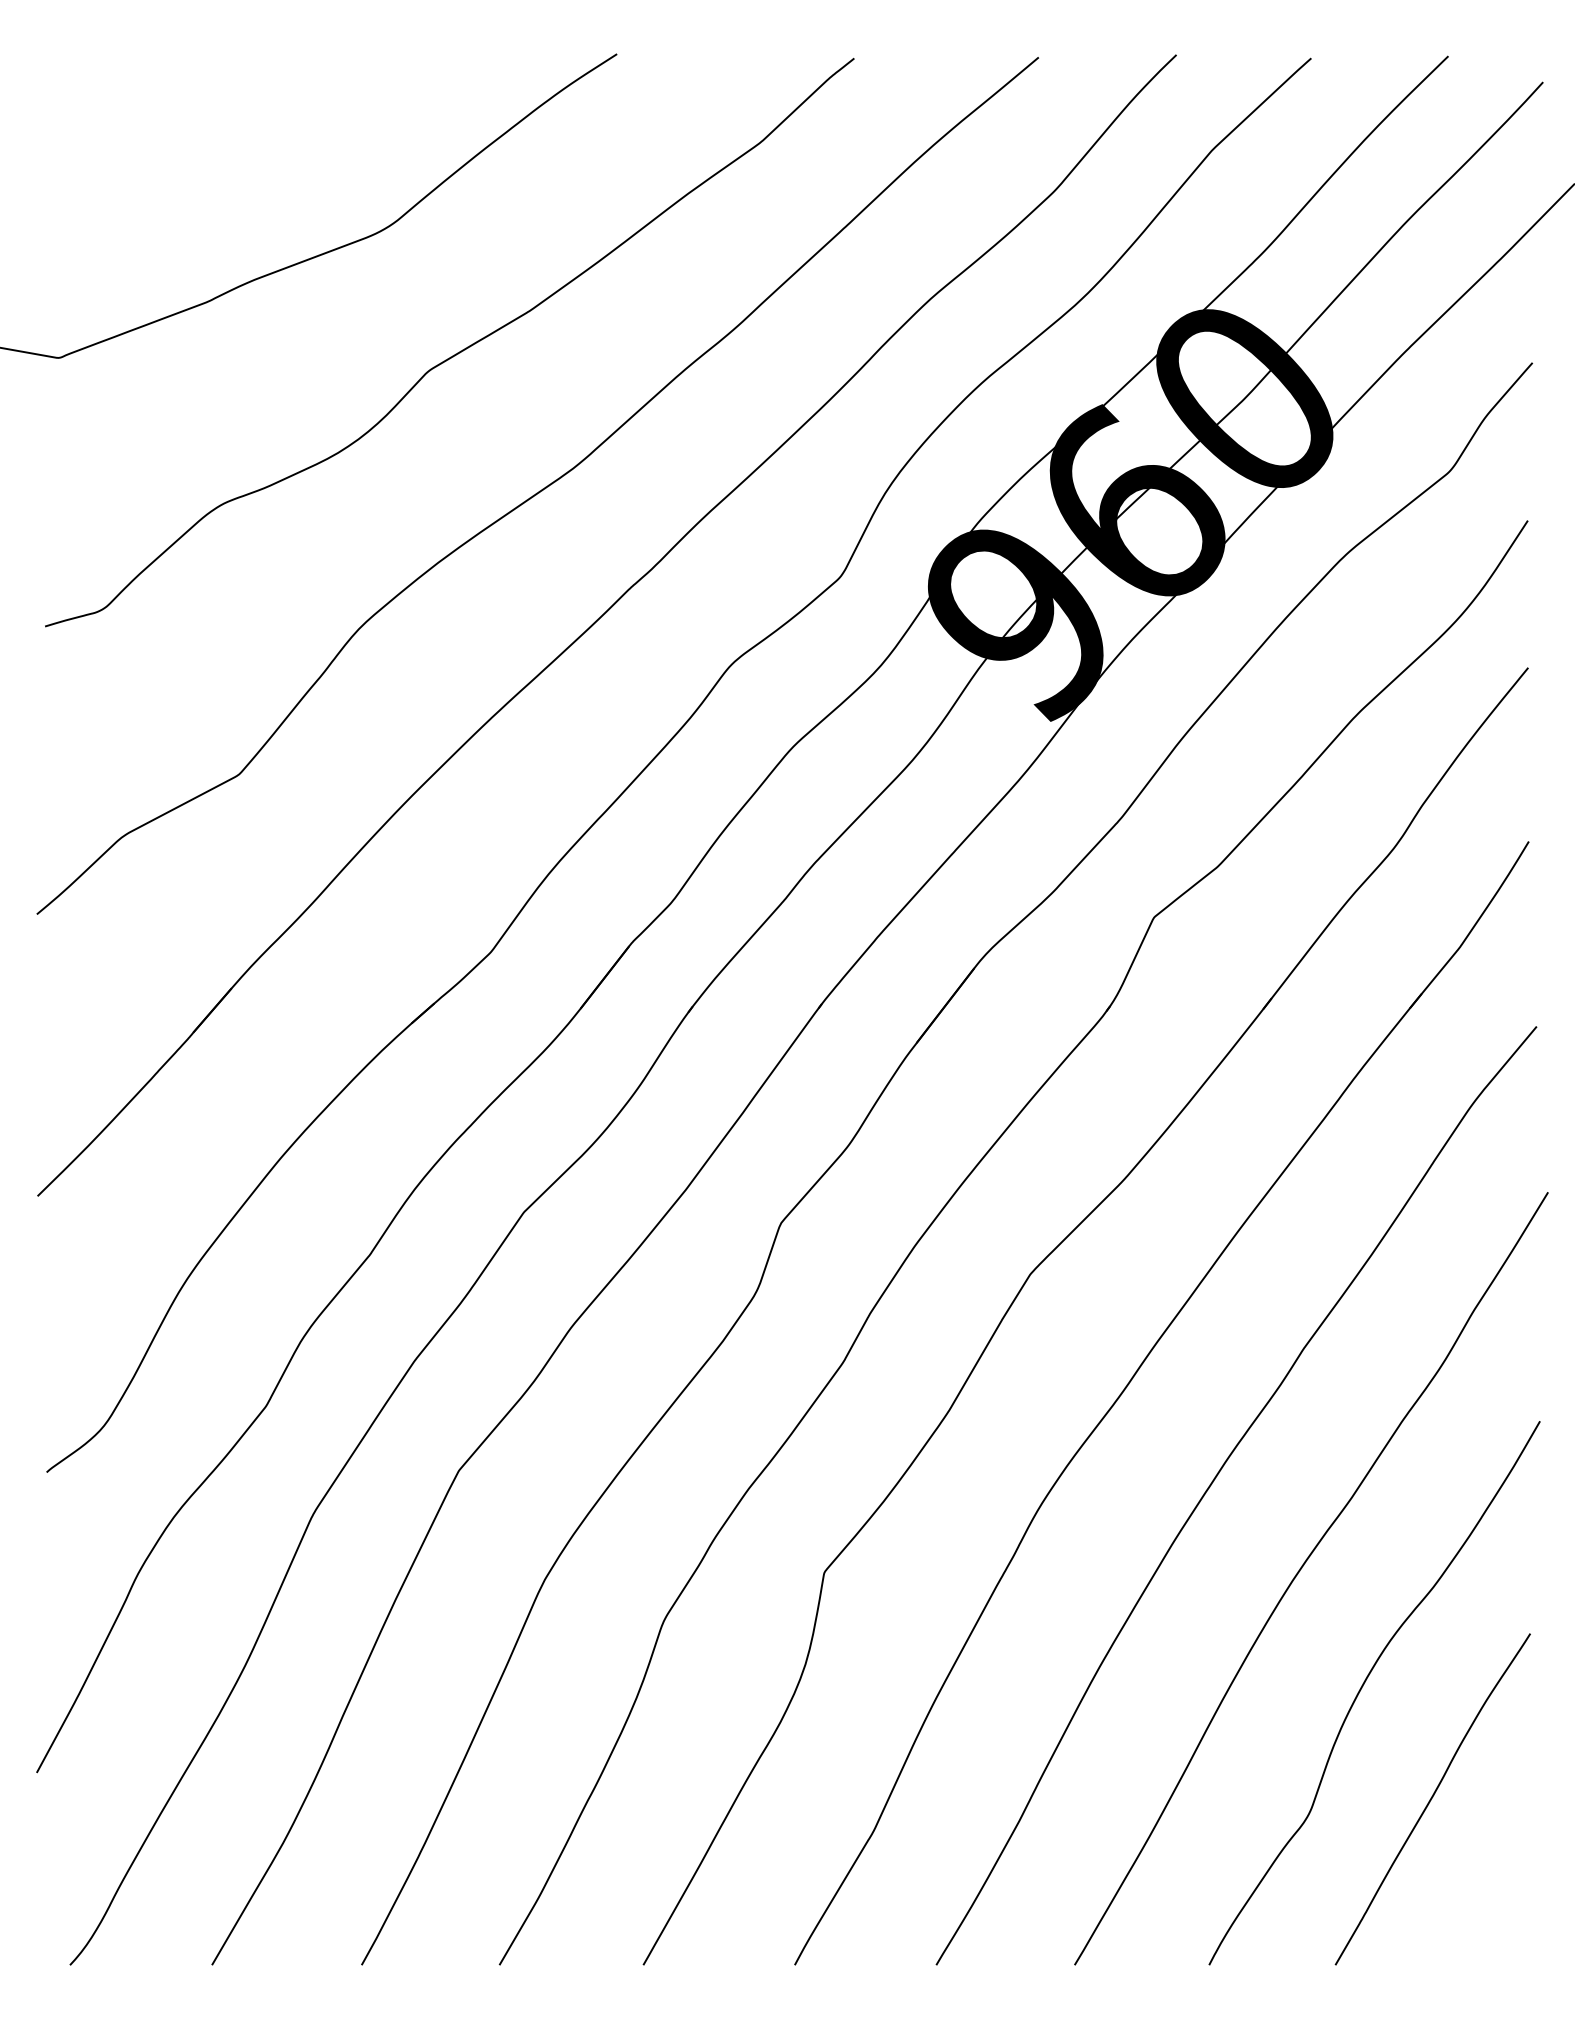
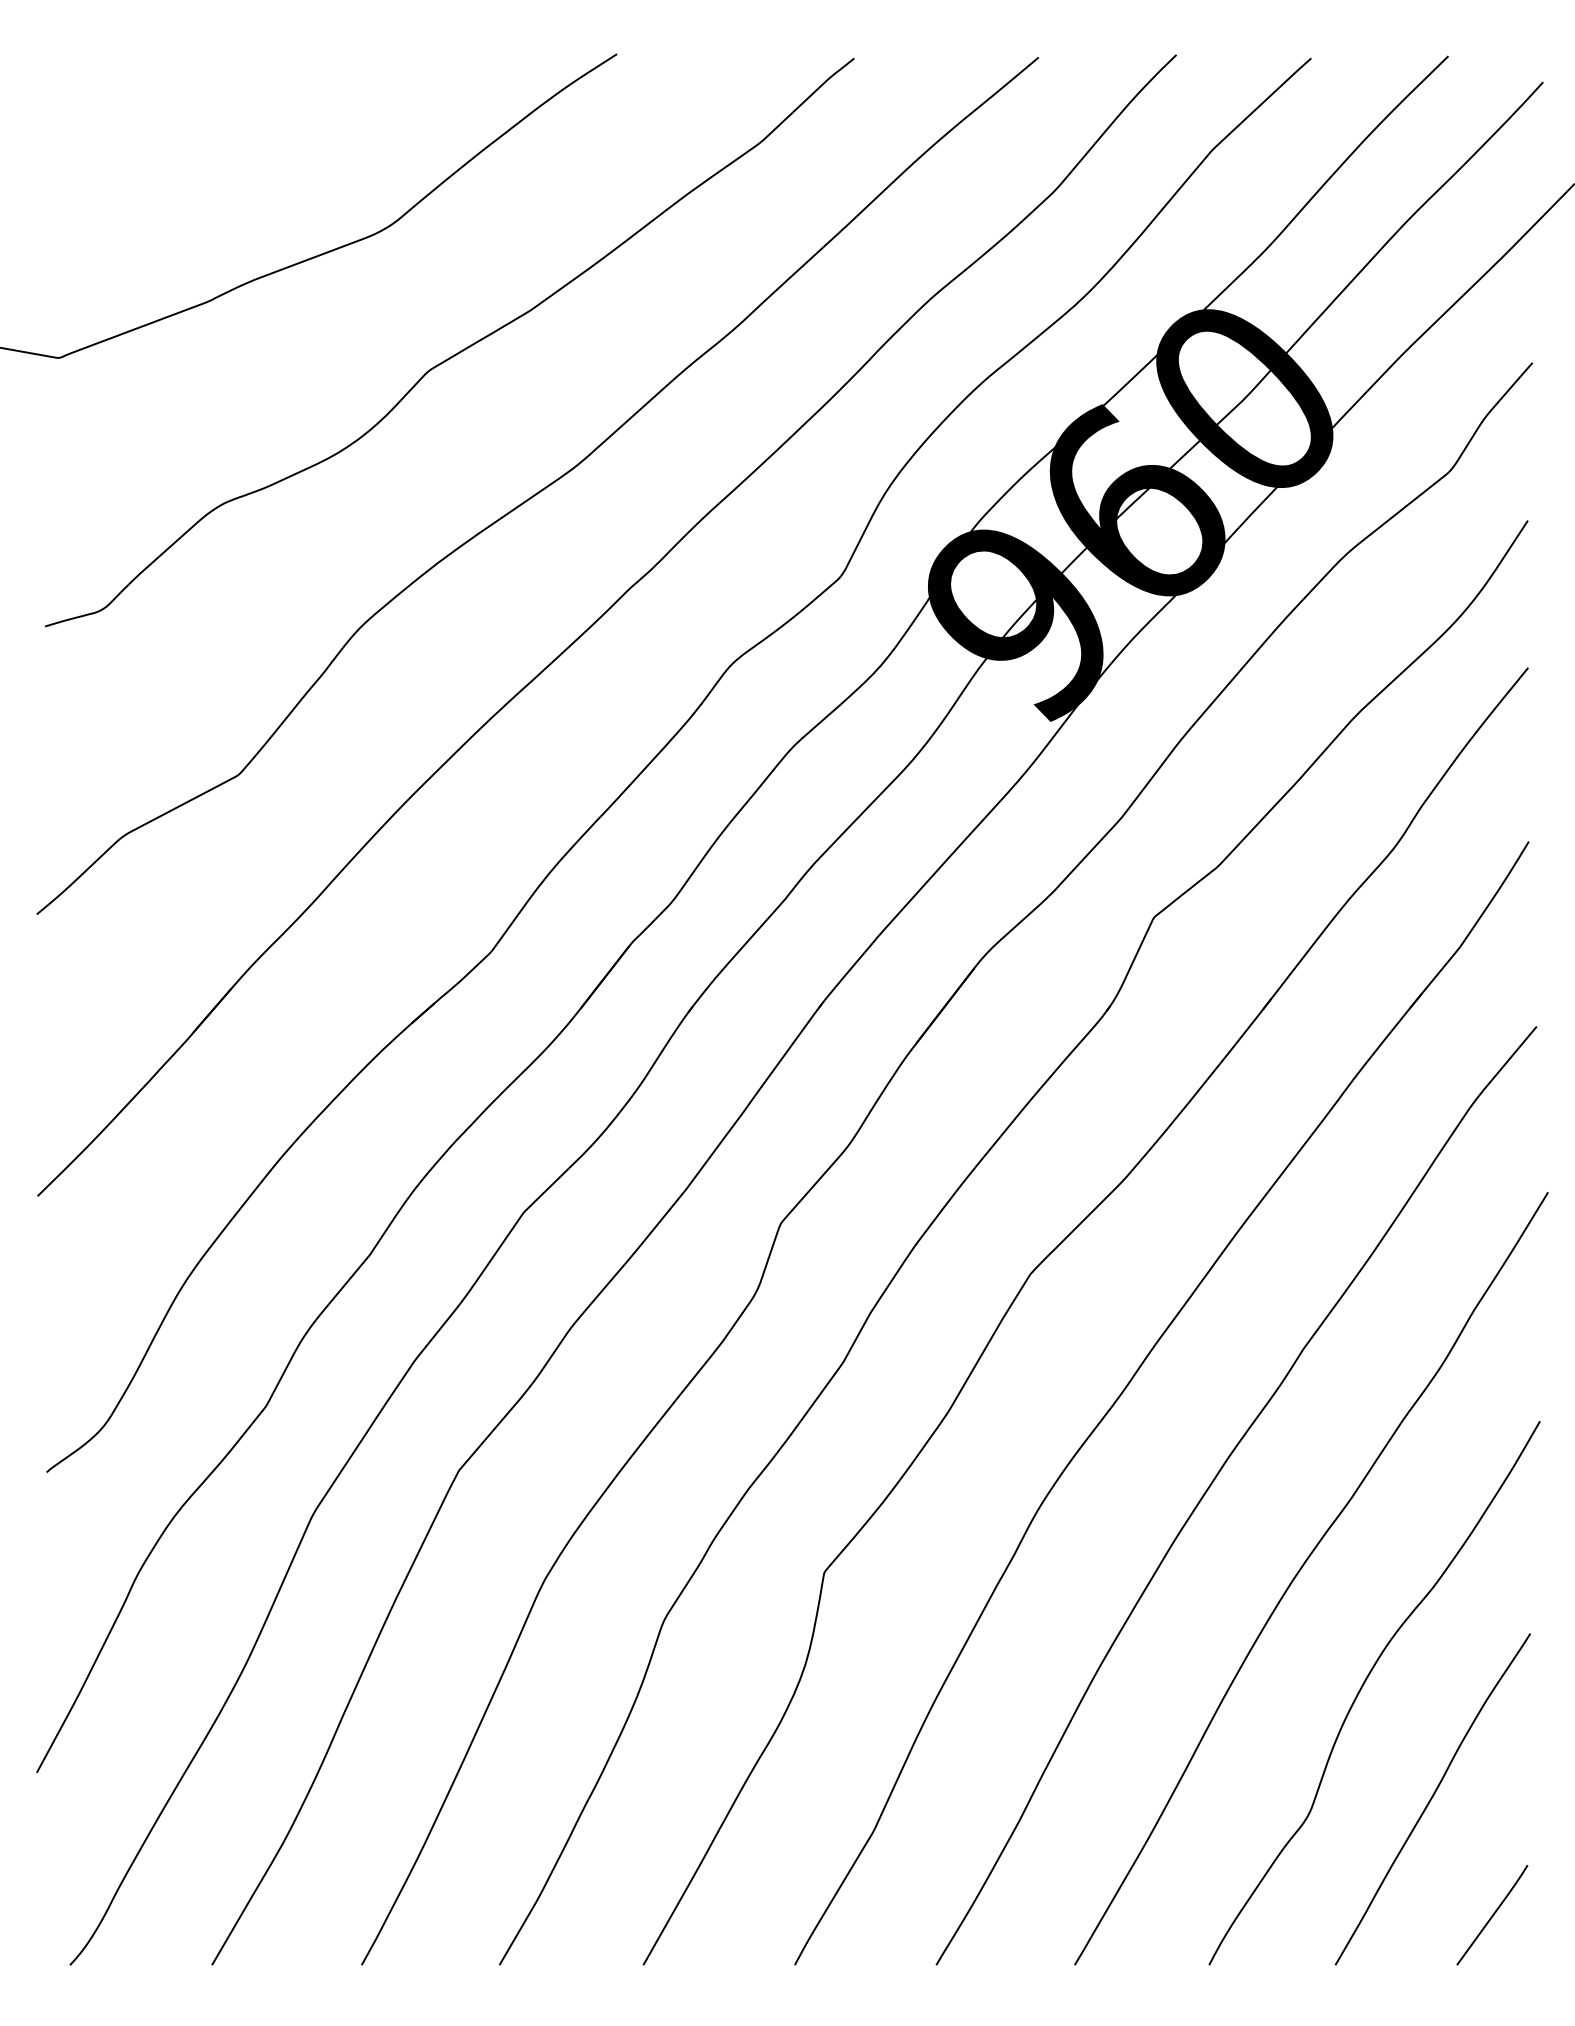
line: none -> present (1492, 1915)
